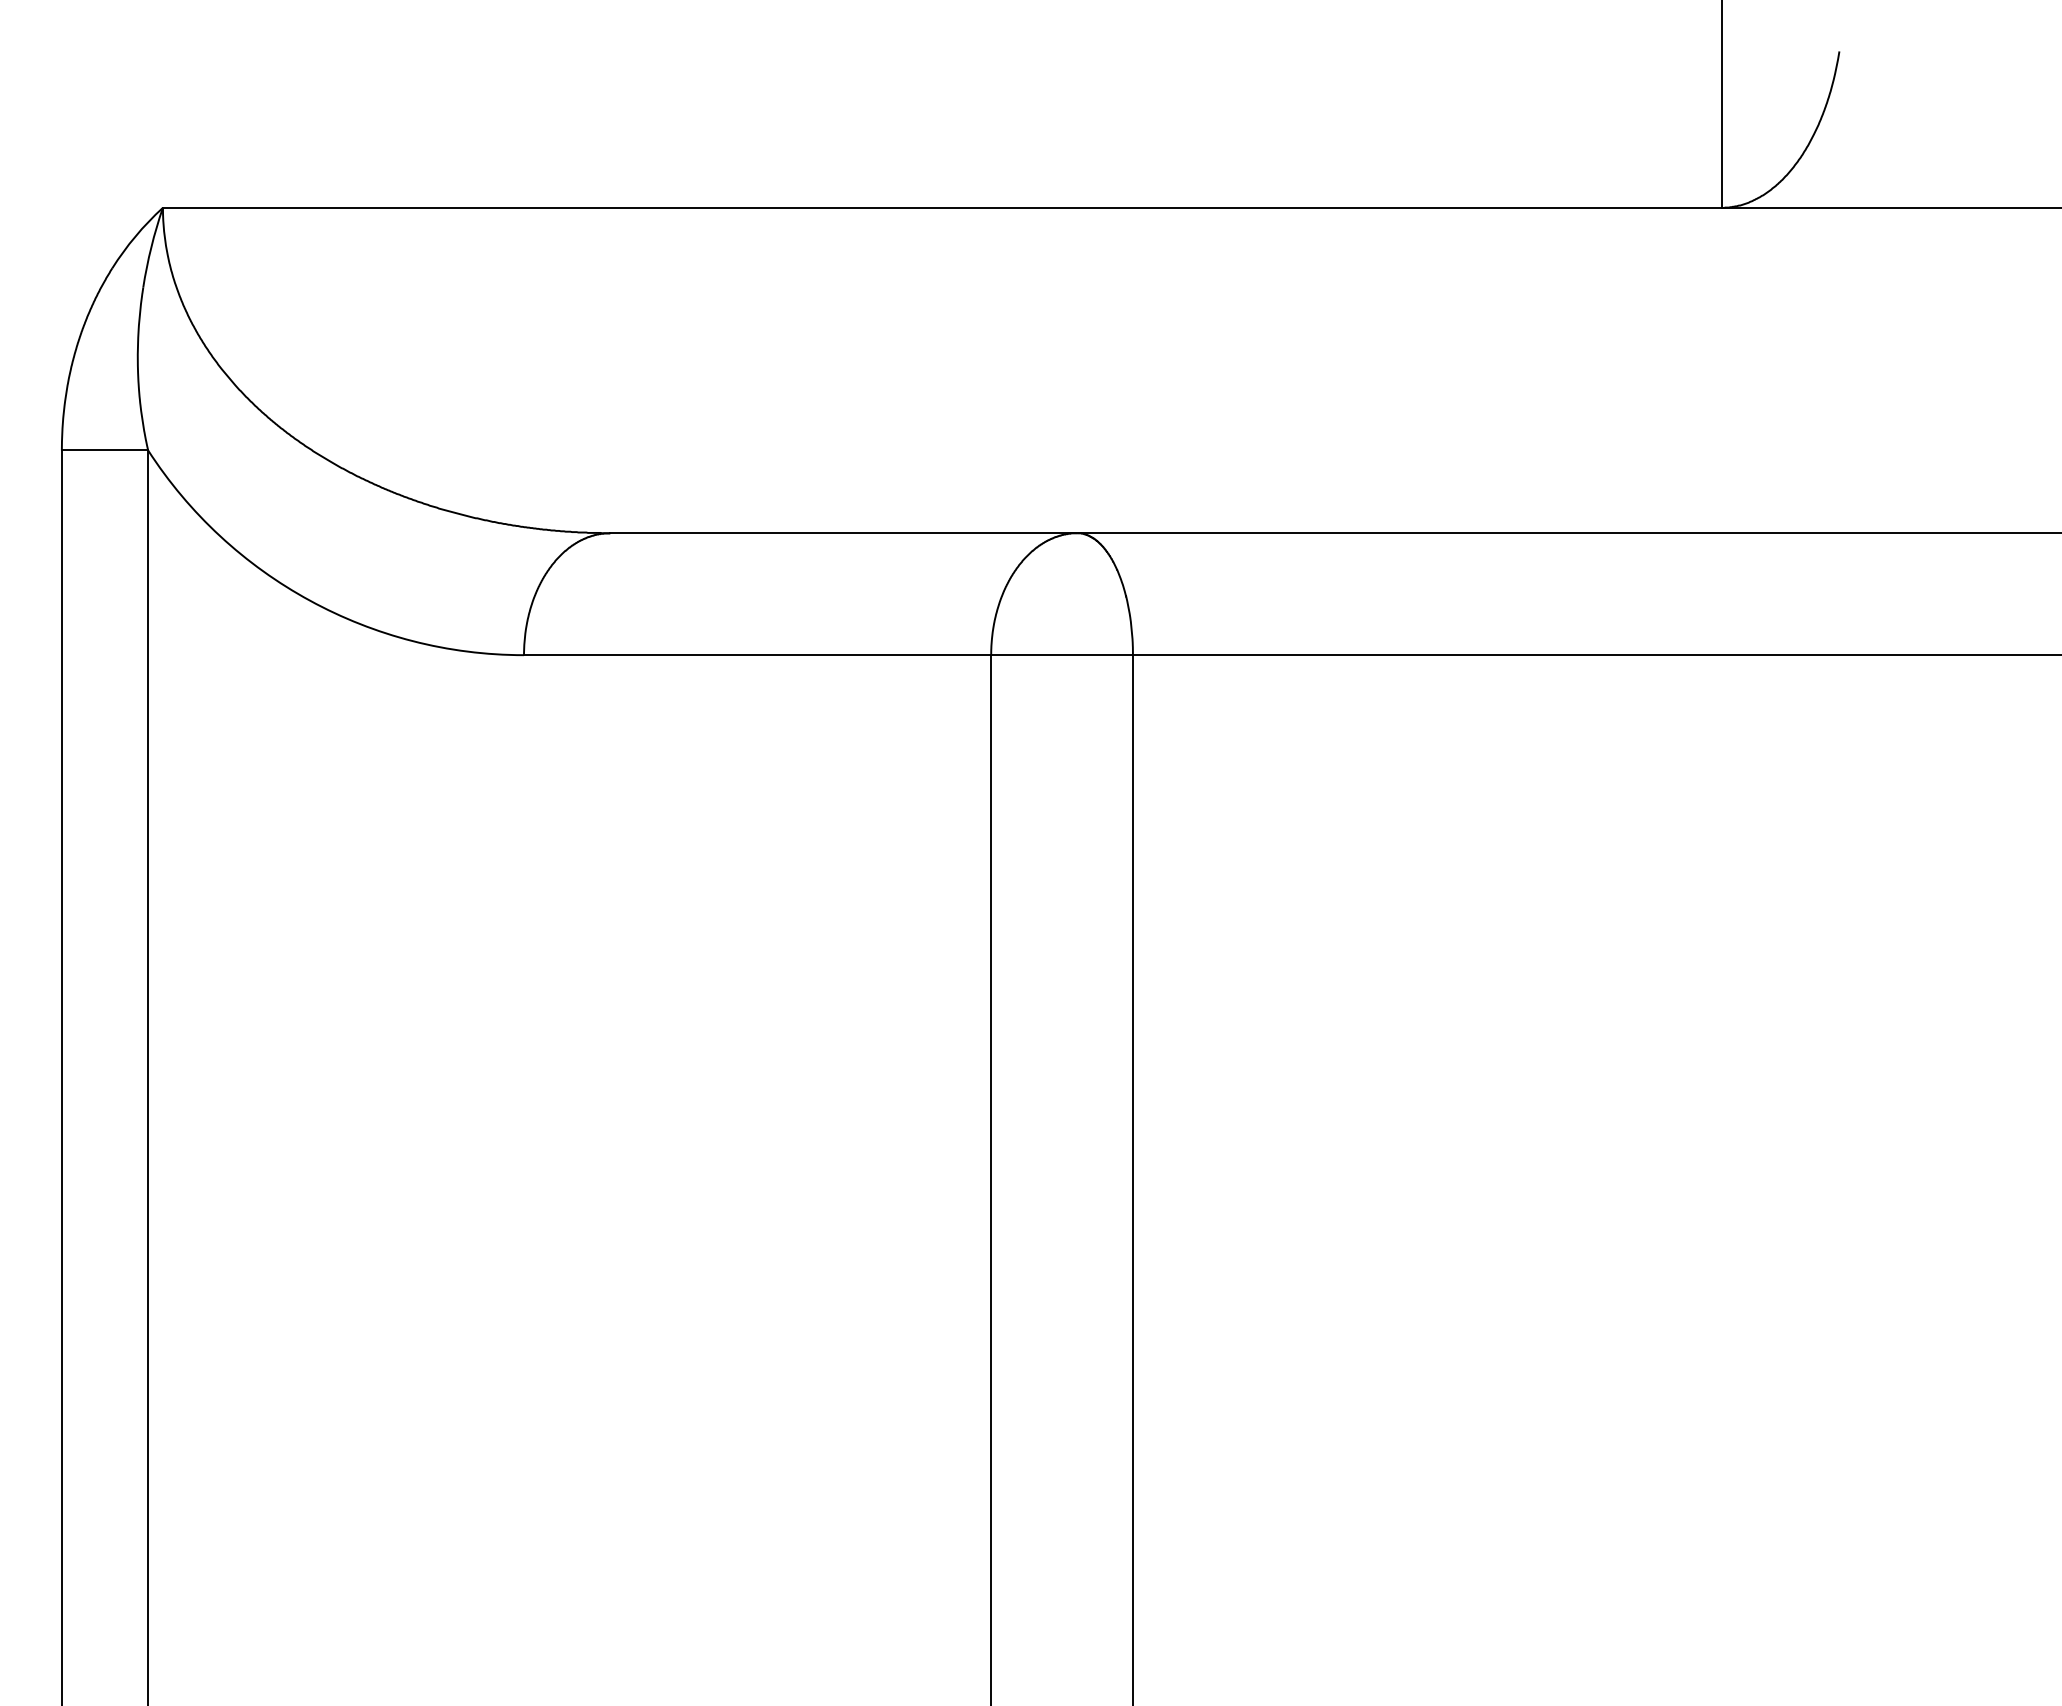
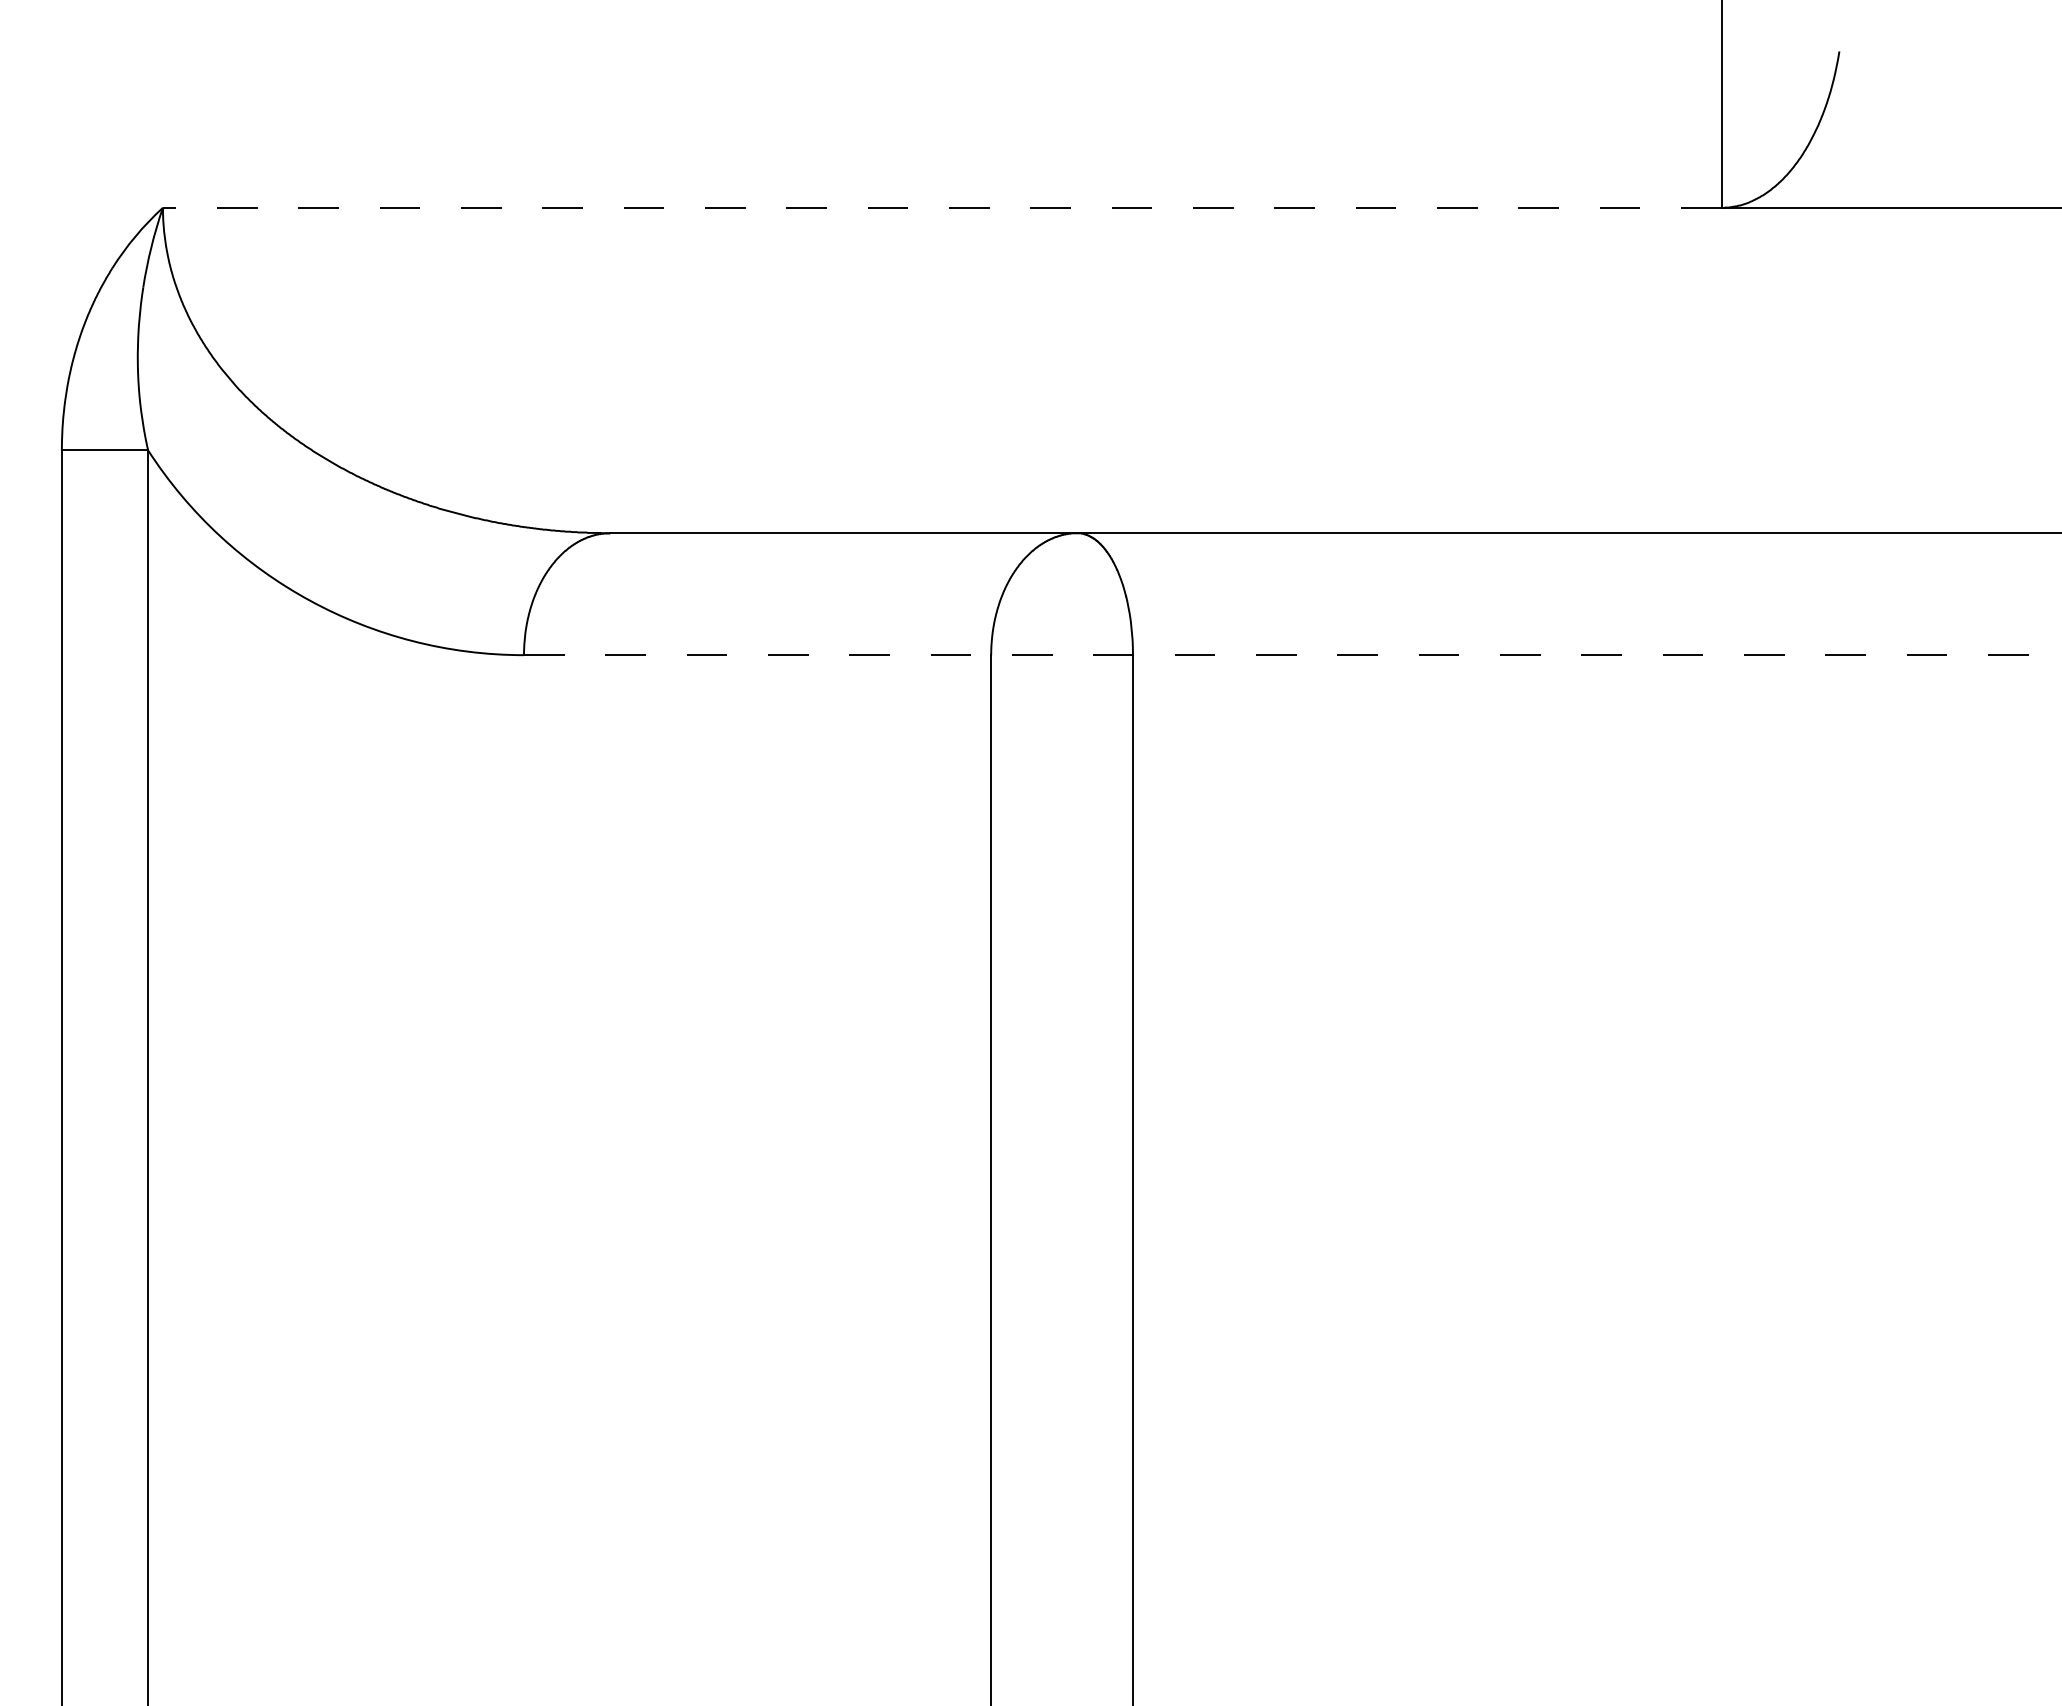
line: solid -> dashed (941, 207)
line: solid -> dashed (1292, 655)
